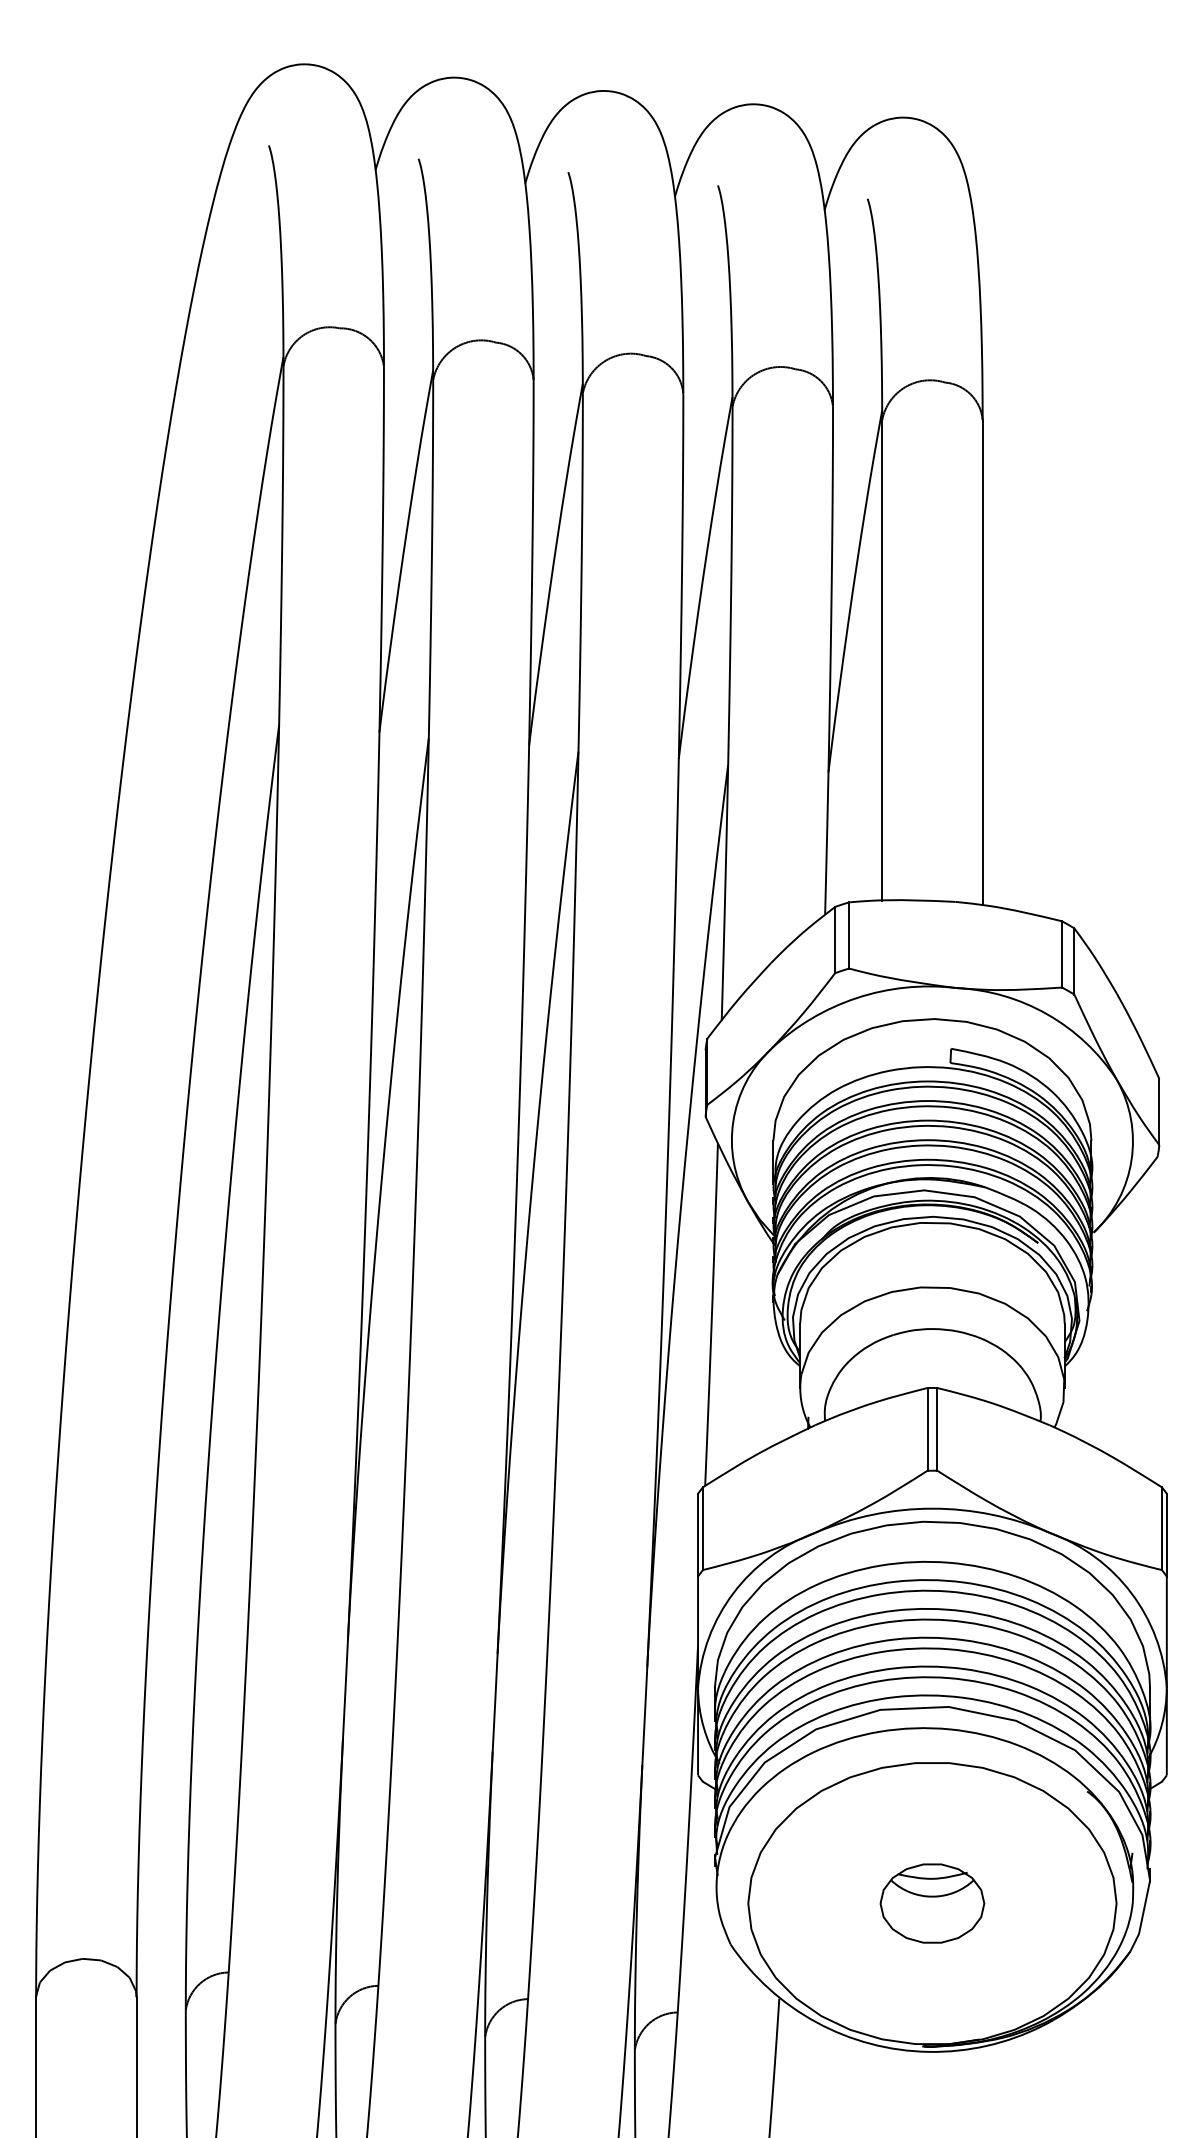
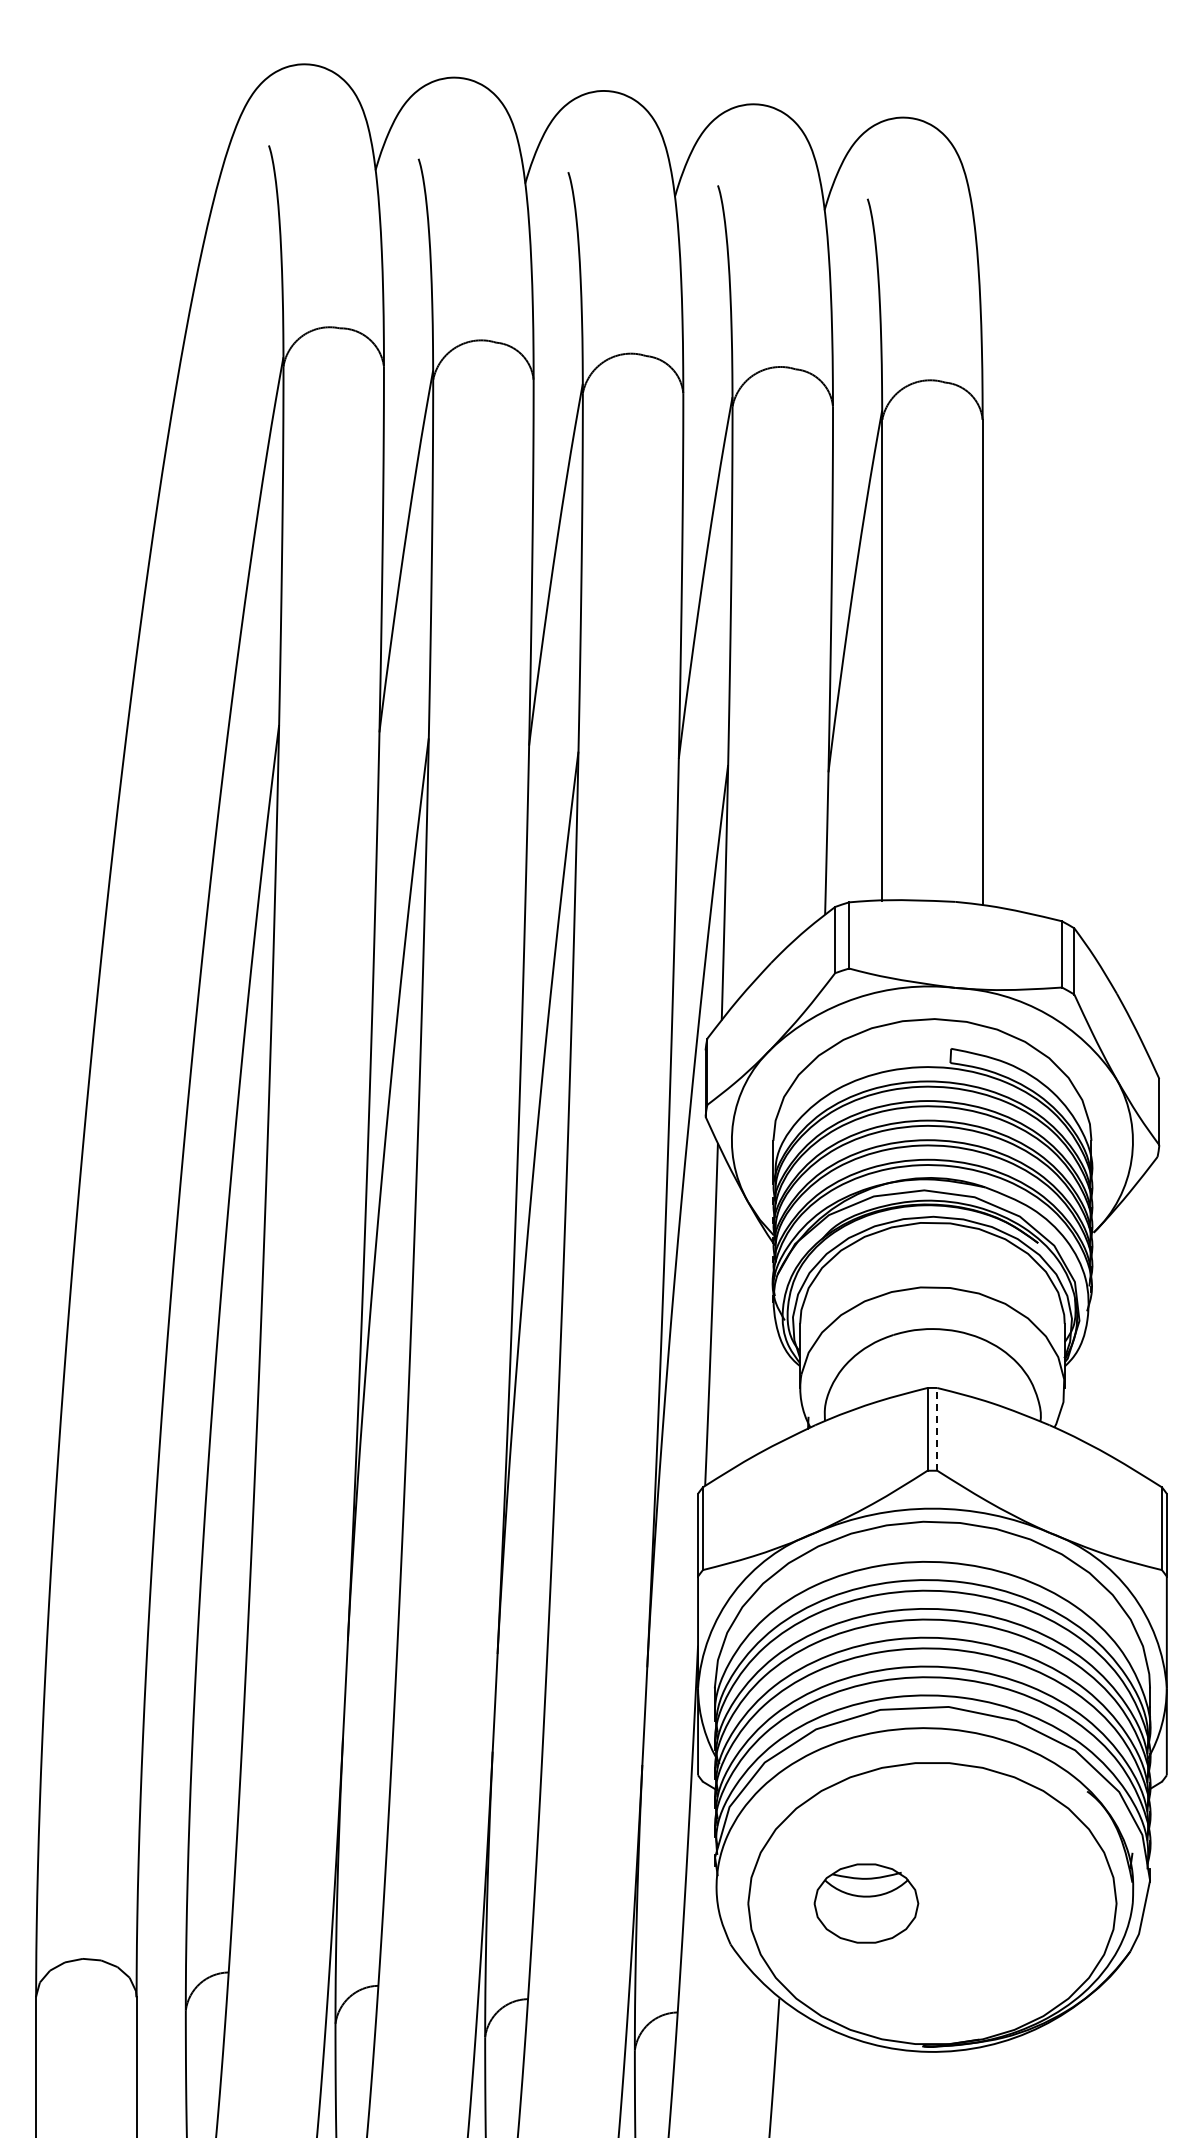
line: solid -> dashed (937, 1428)
part position: (932, 1903) -> (866, 1903) (866, 1903)
